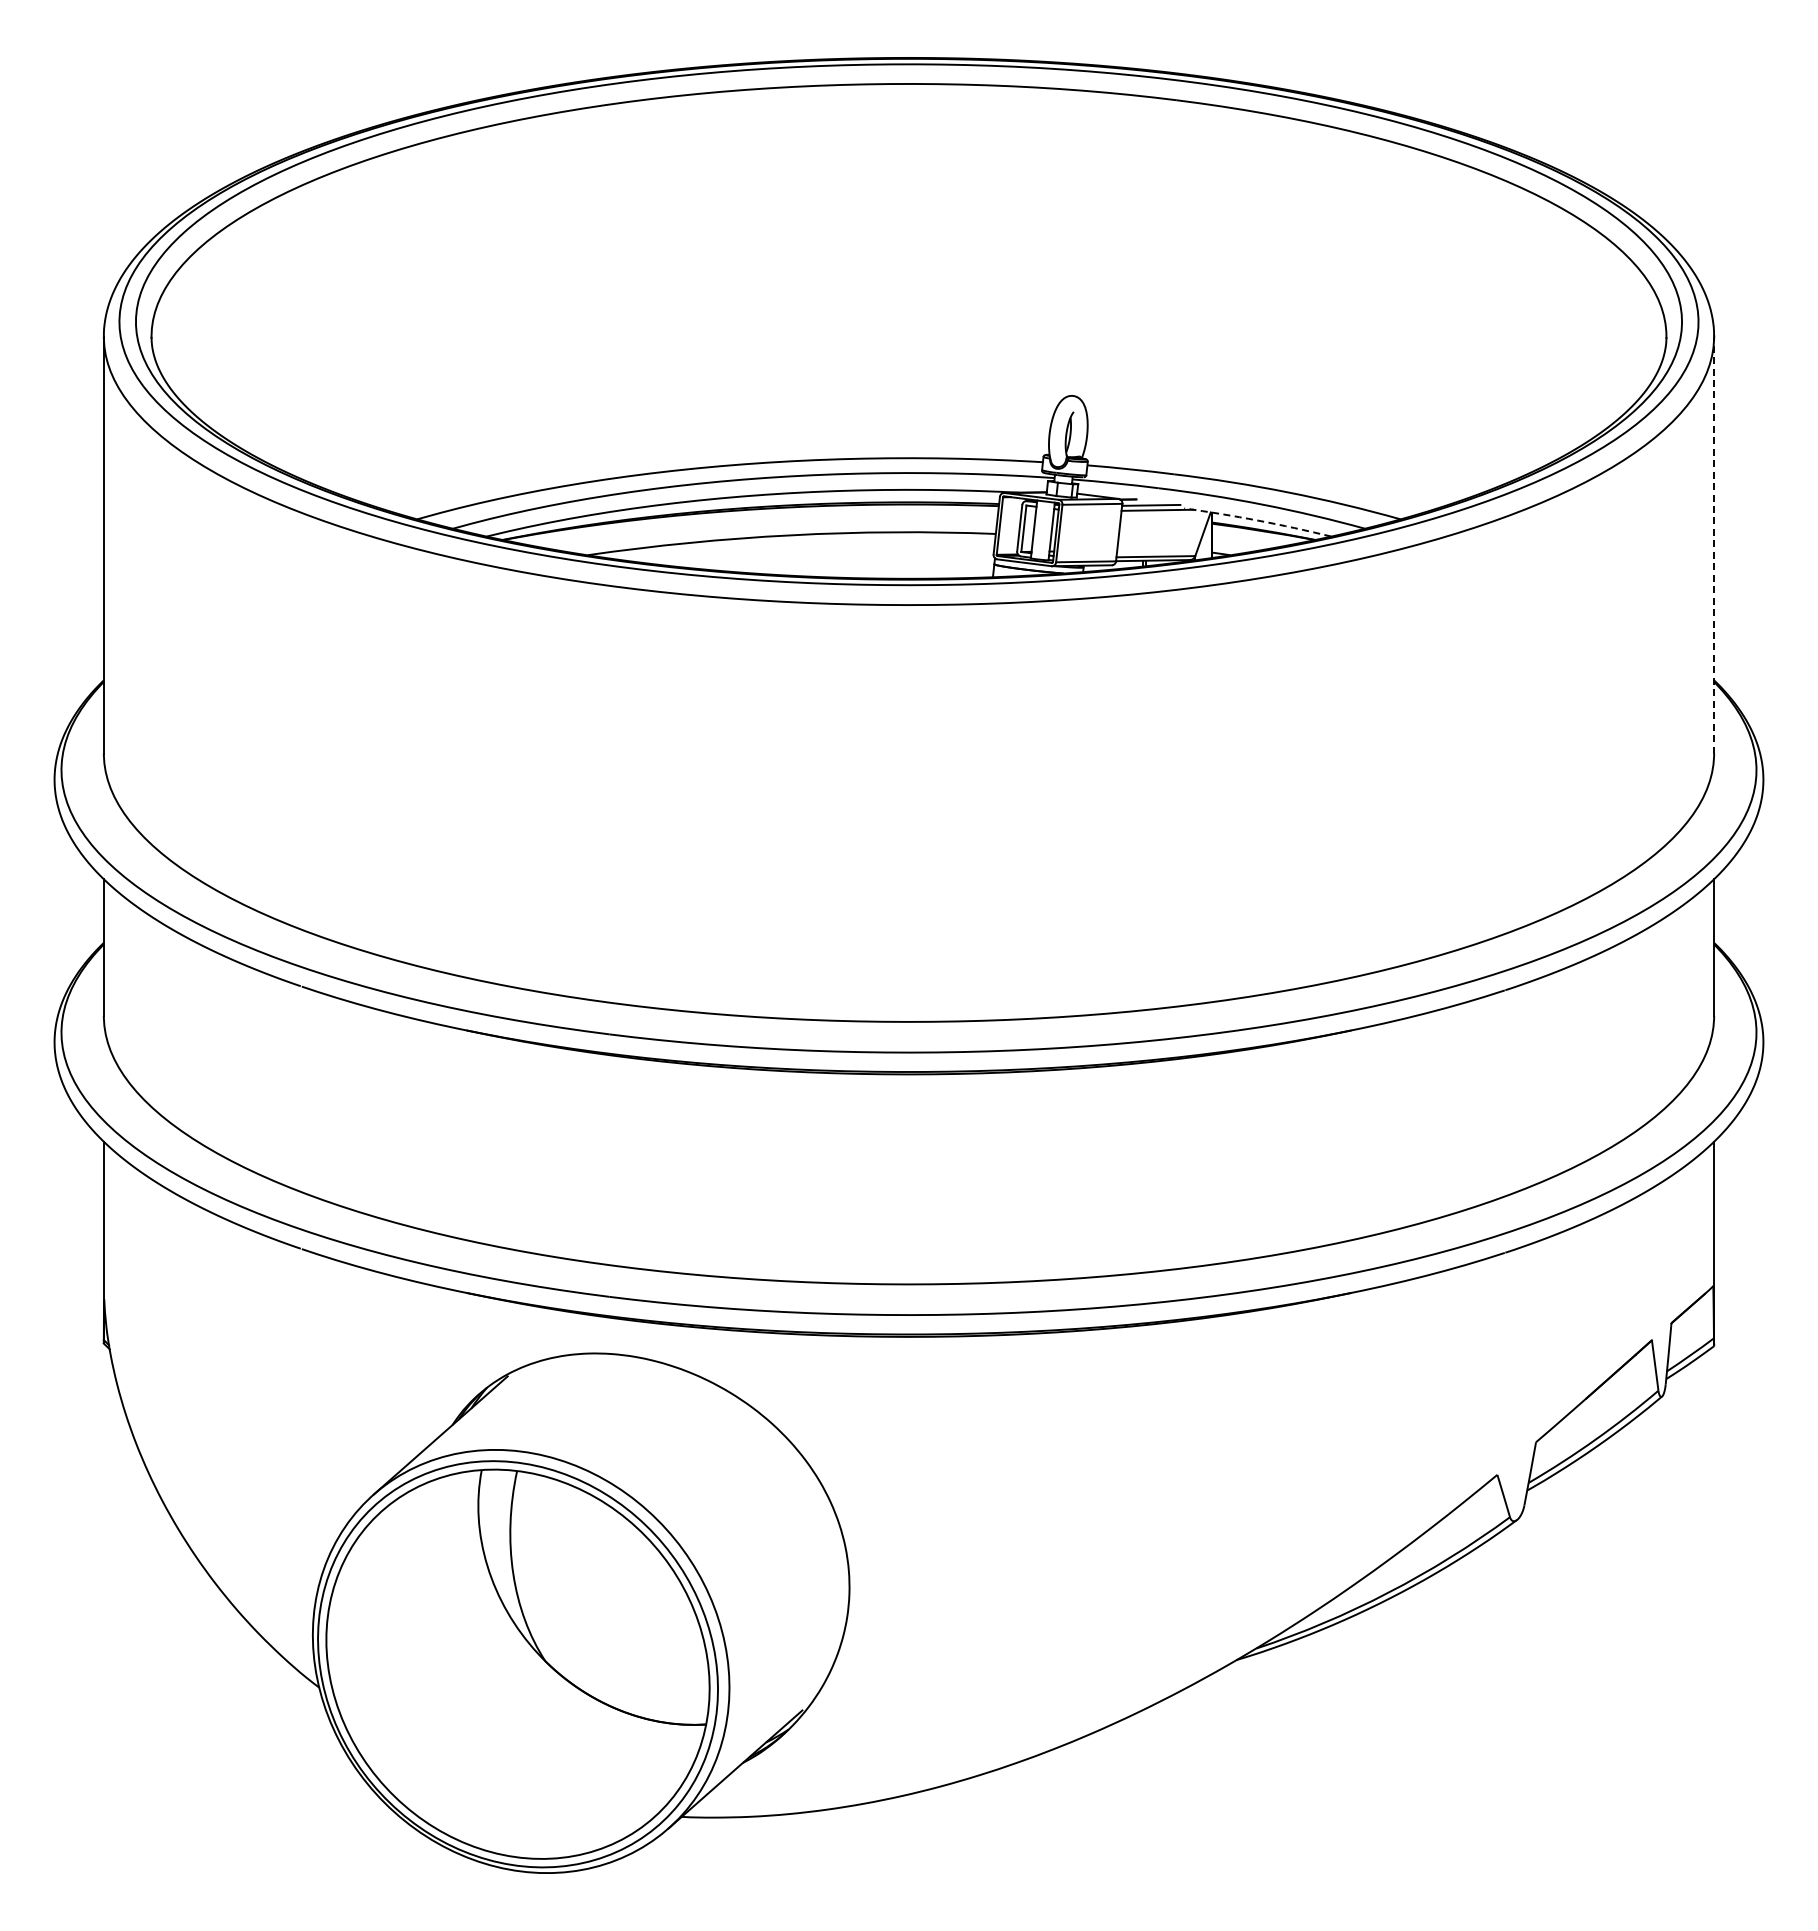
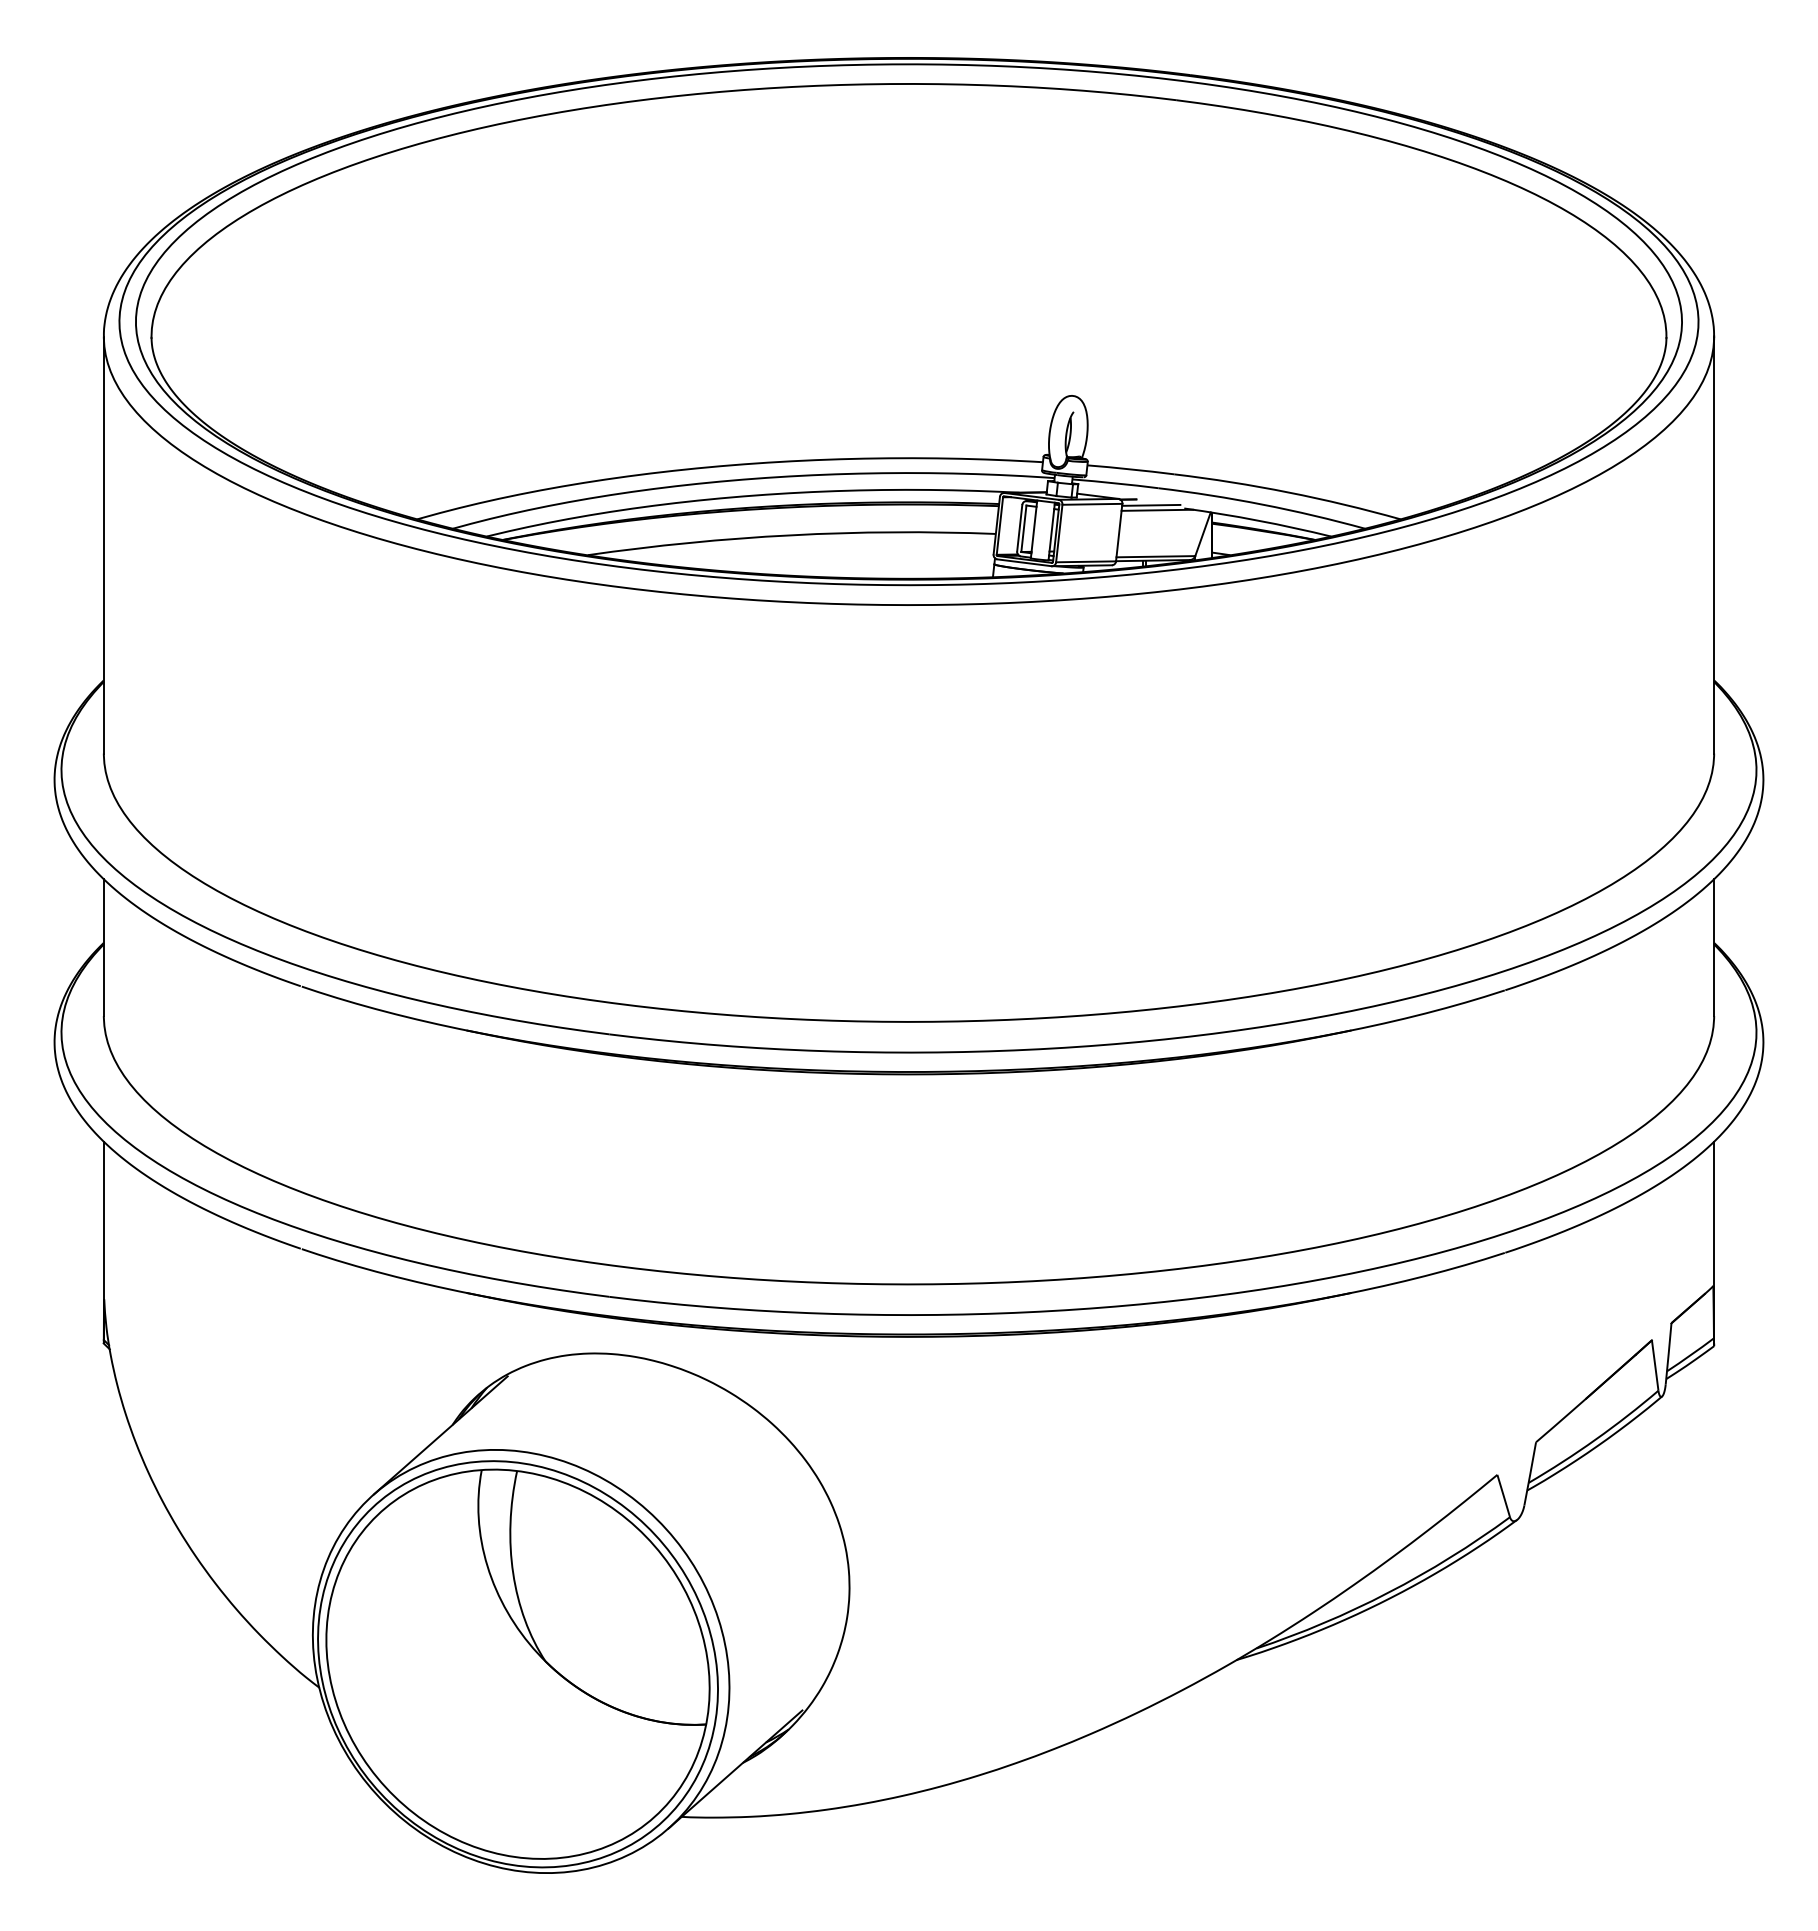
arc: dashed -> solid (1258, 520)
line: dashed -> solid (1714, 544)
